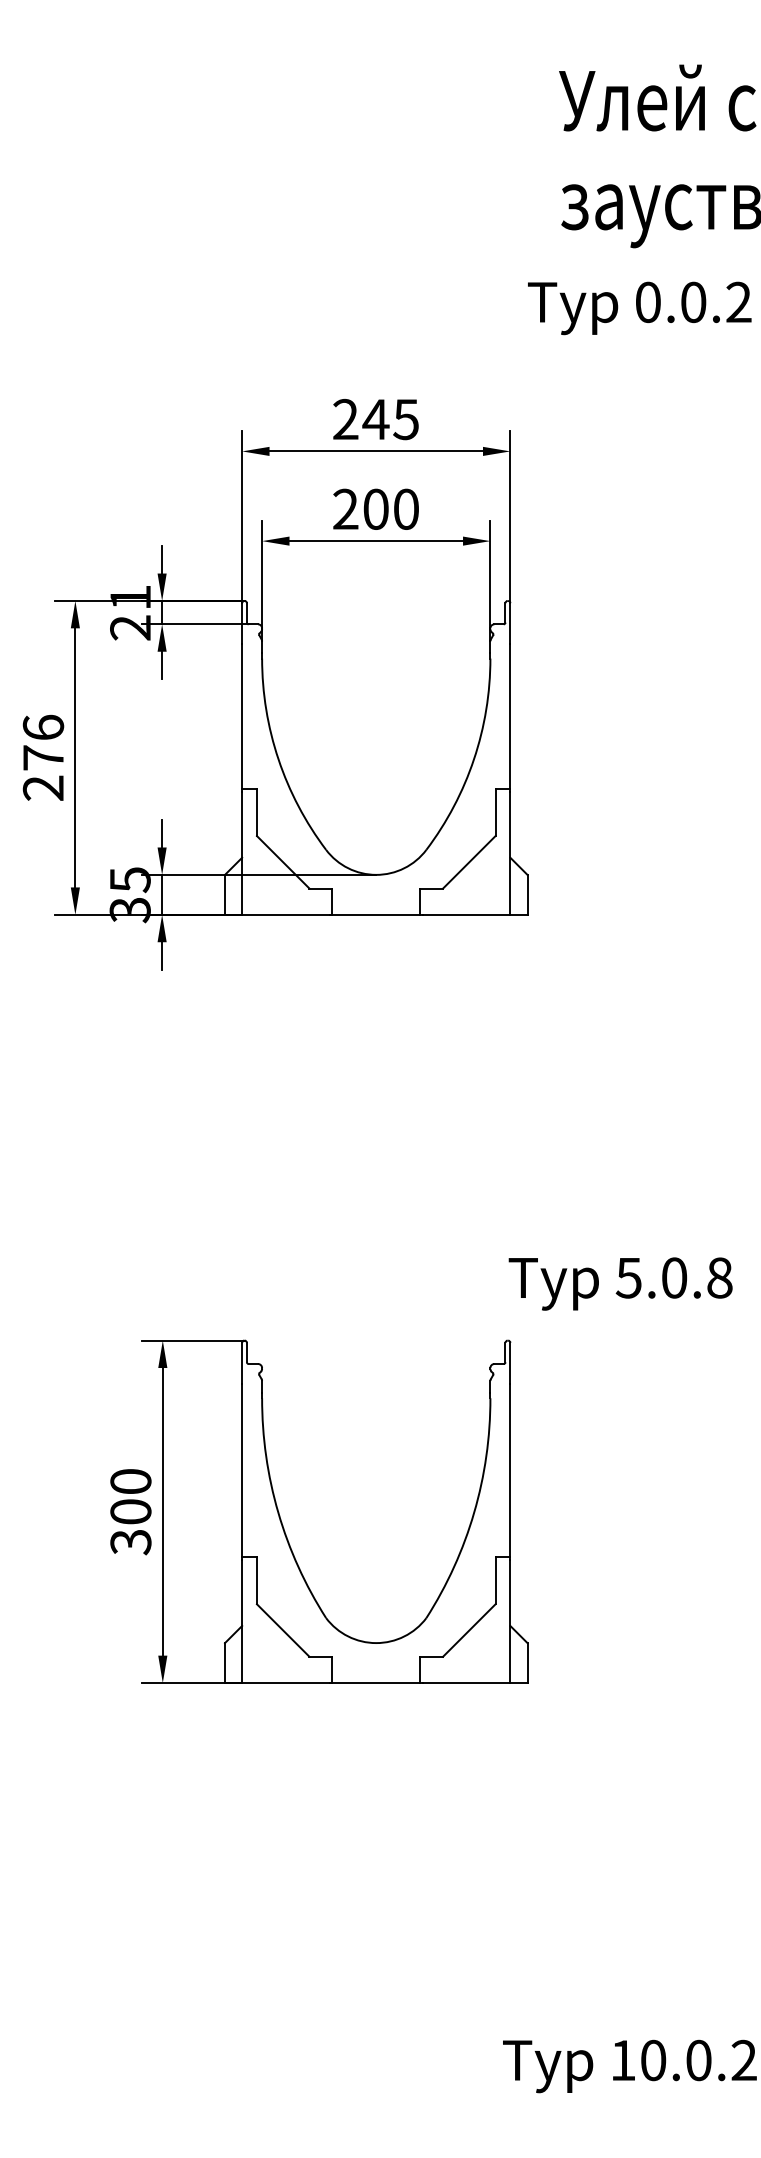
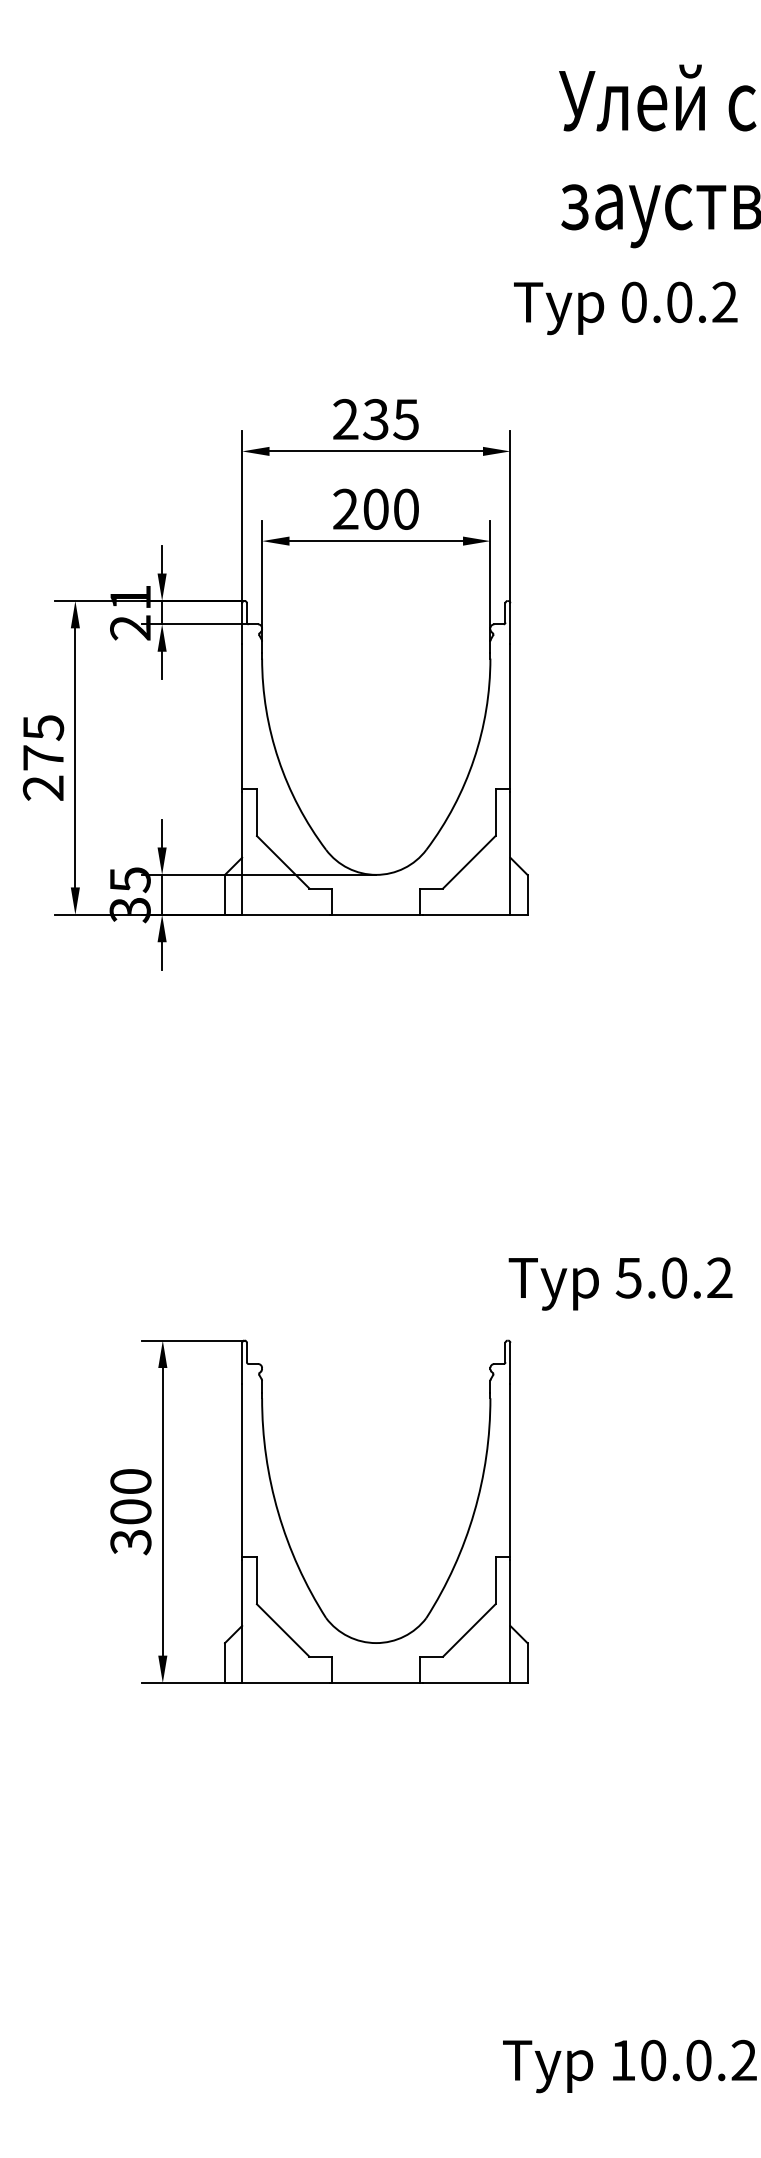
text position: (639, 308) -> (625, 308) (625, 308)
text: 245 -> 235 (375, 419)
text: 276 -> 275 (43, 727)
text: 5.0.8 -> 5.0.2 (719, 1277)
